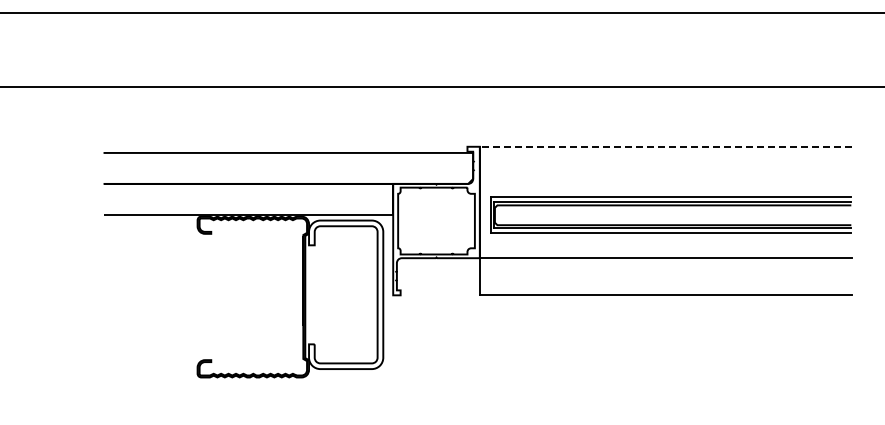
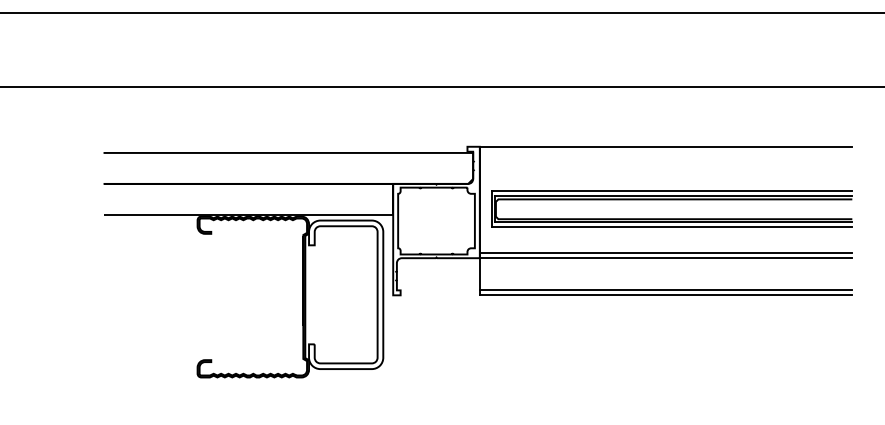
line: dashed -> solid (665, 146)
part position: (670, 206) -> (671, 200) (671, 200)
line: none -> present (665, 253)
line: none -> present (665, 290)
